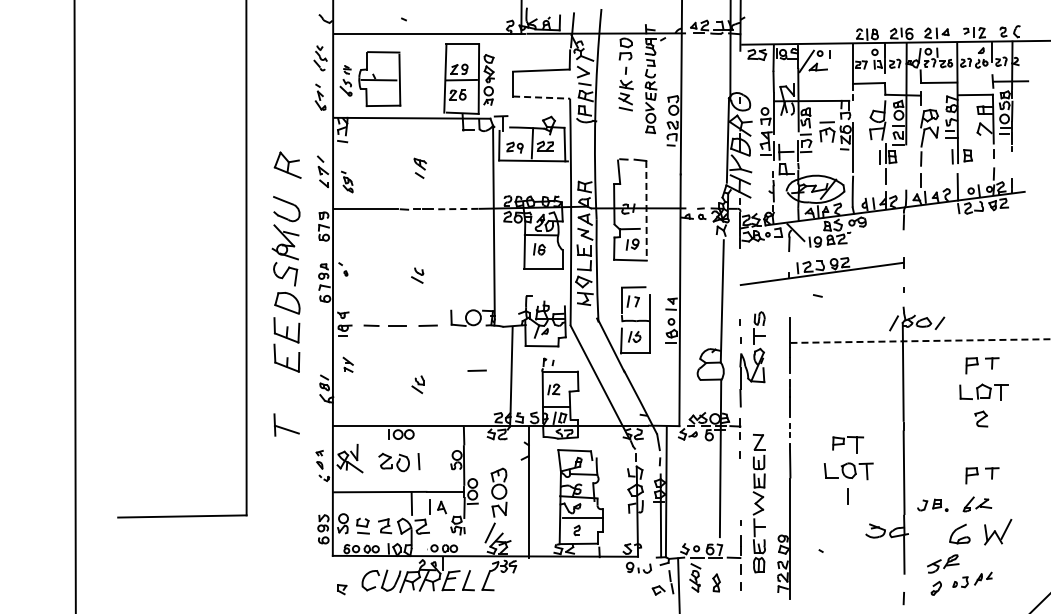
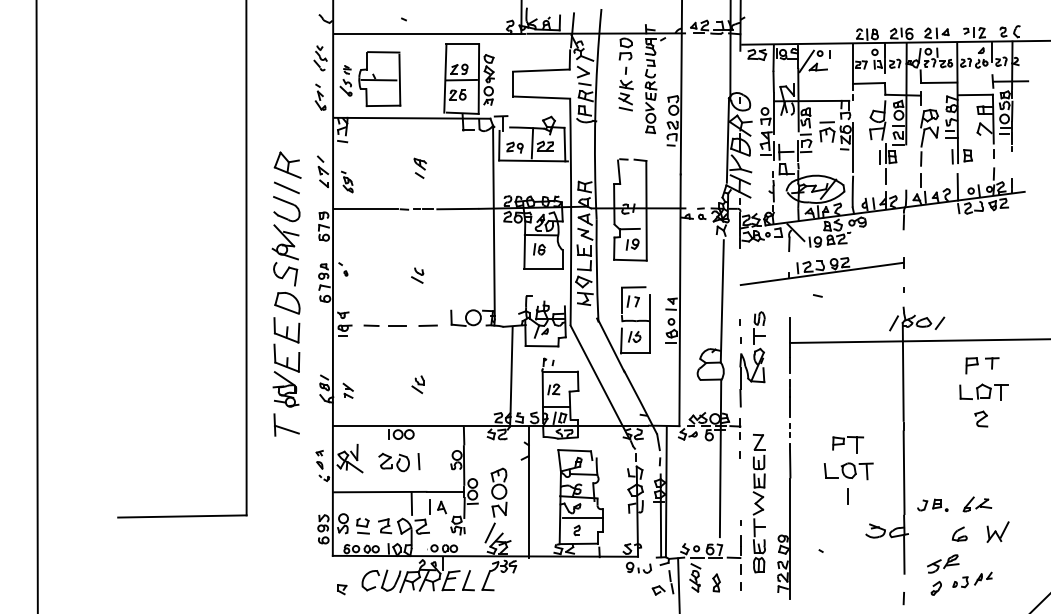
line: dashed -> solid (541, 97)
line: none -> present (286, 187)
line: dashed -> solid (457, 209)
line: dashed -> solid (646, 210)
line position: (74, 306) -> (36, 306) (36, 306)
line: dashed -> solid (920, 341)
part position: (347, 364) -> (347, 390) (347, 390)
line: present -> none (476, 370)
part: none -> present (285, 389)
part: present -> none (982, 475)
part size: 29x27 px -> 24x22 px (997, 531)
part size: 22x22 px -> 17x16 px (959, 533)
